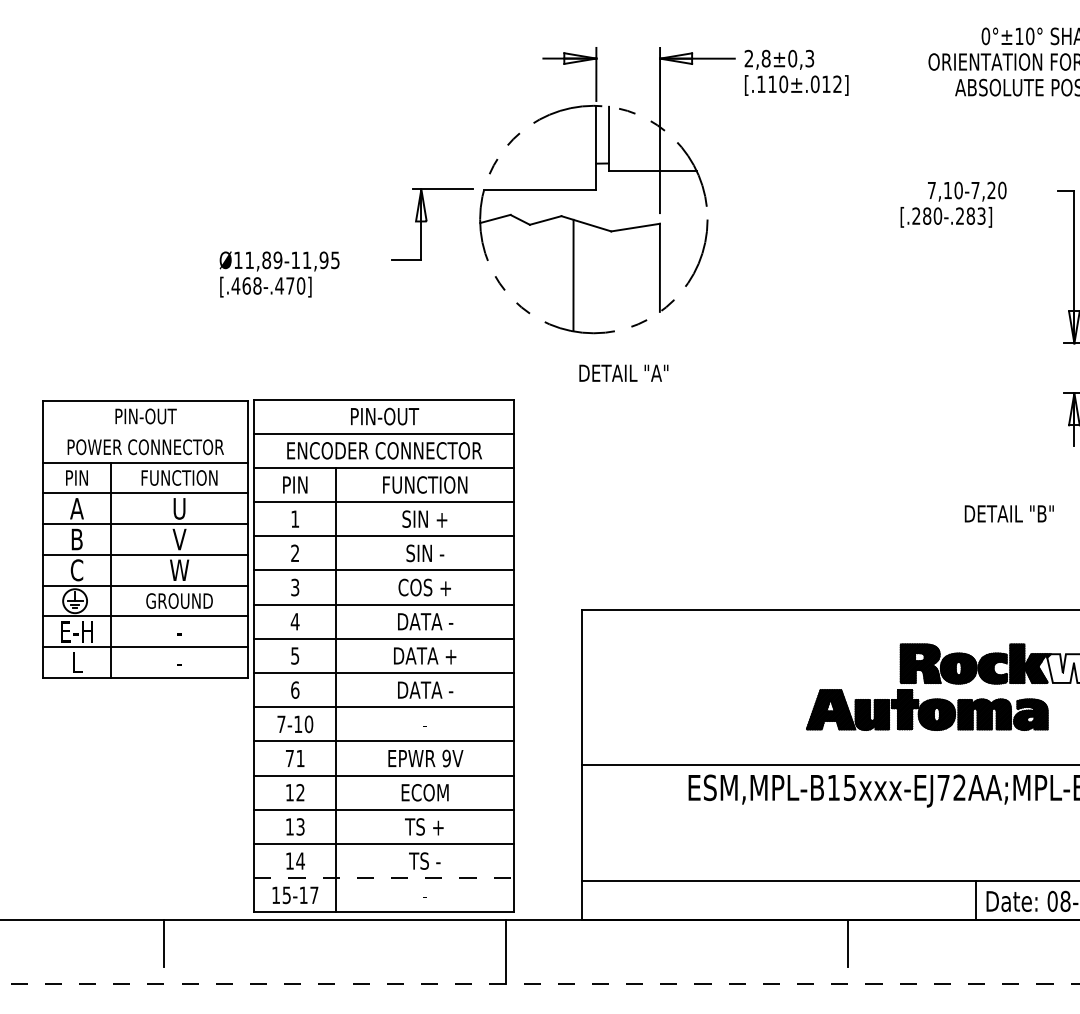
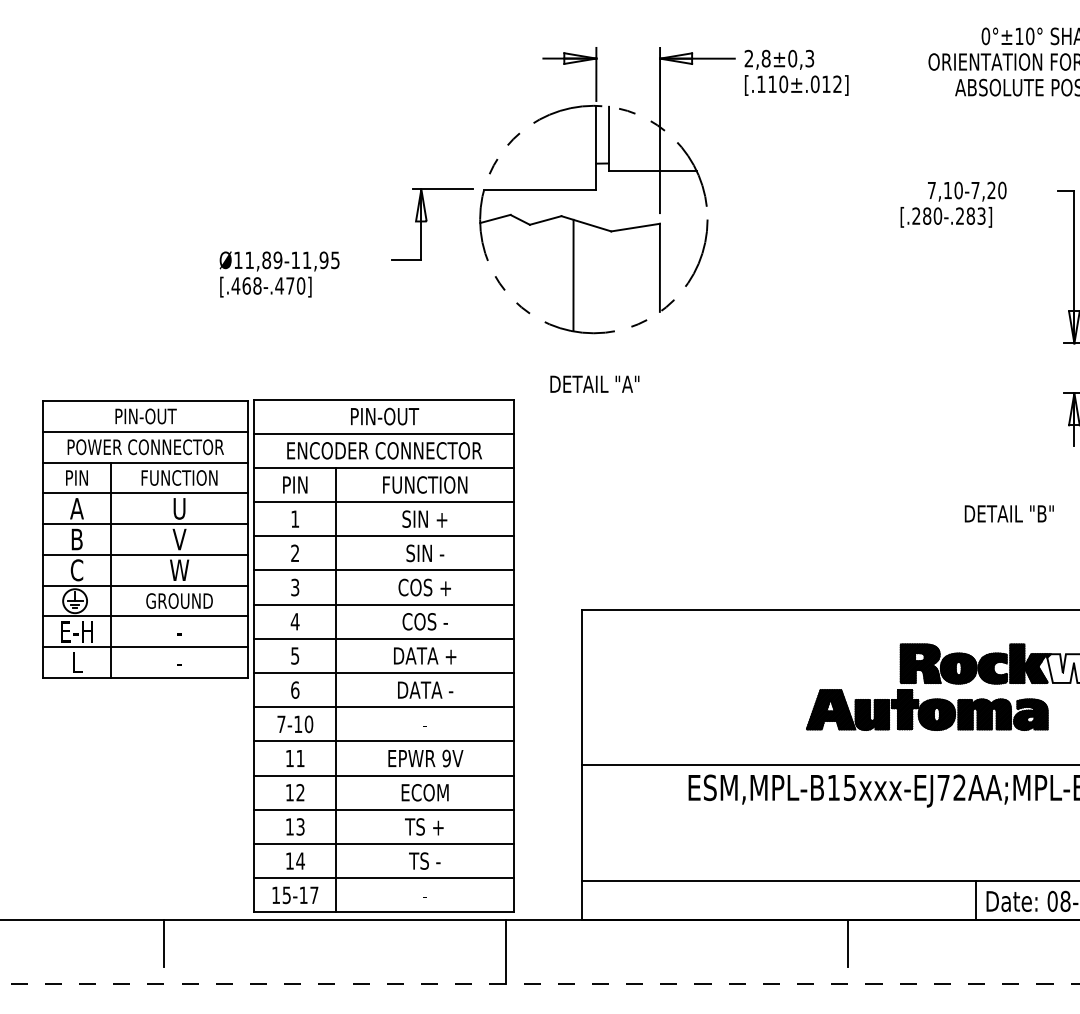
text position: (623, 372) -> (594, 383) (594, 383)
line: none -> present (144, 431)
text: DATA - -> COS - (425, 621)
text: 71 -> 11 (289, 758)
line: dashed -> solid (384, 878)
